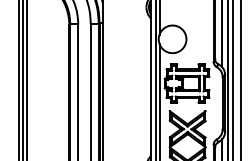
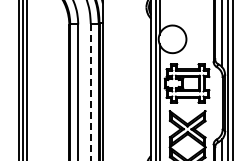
line: present -> none (240, 79)
line: solid -> dashed (90, 92)
